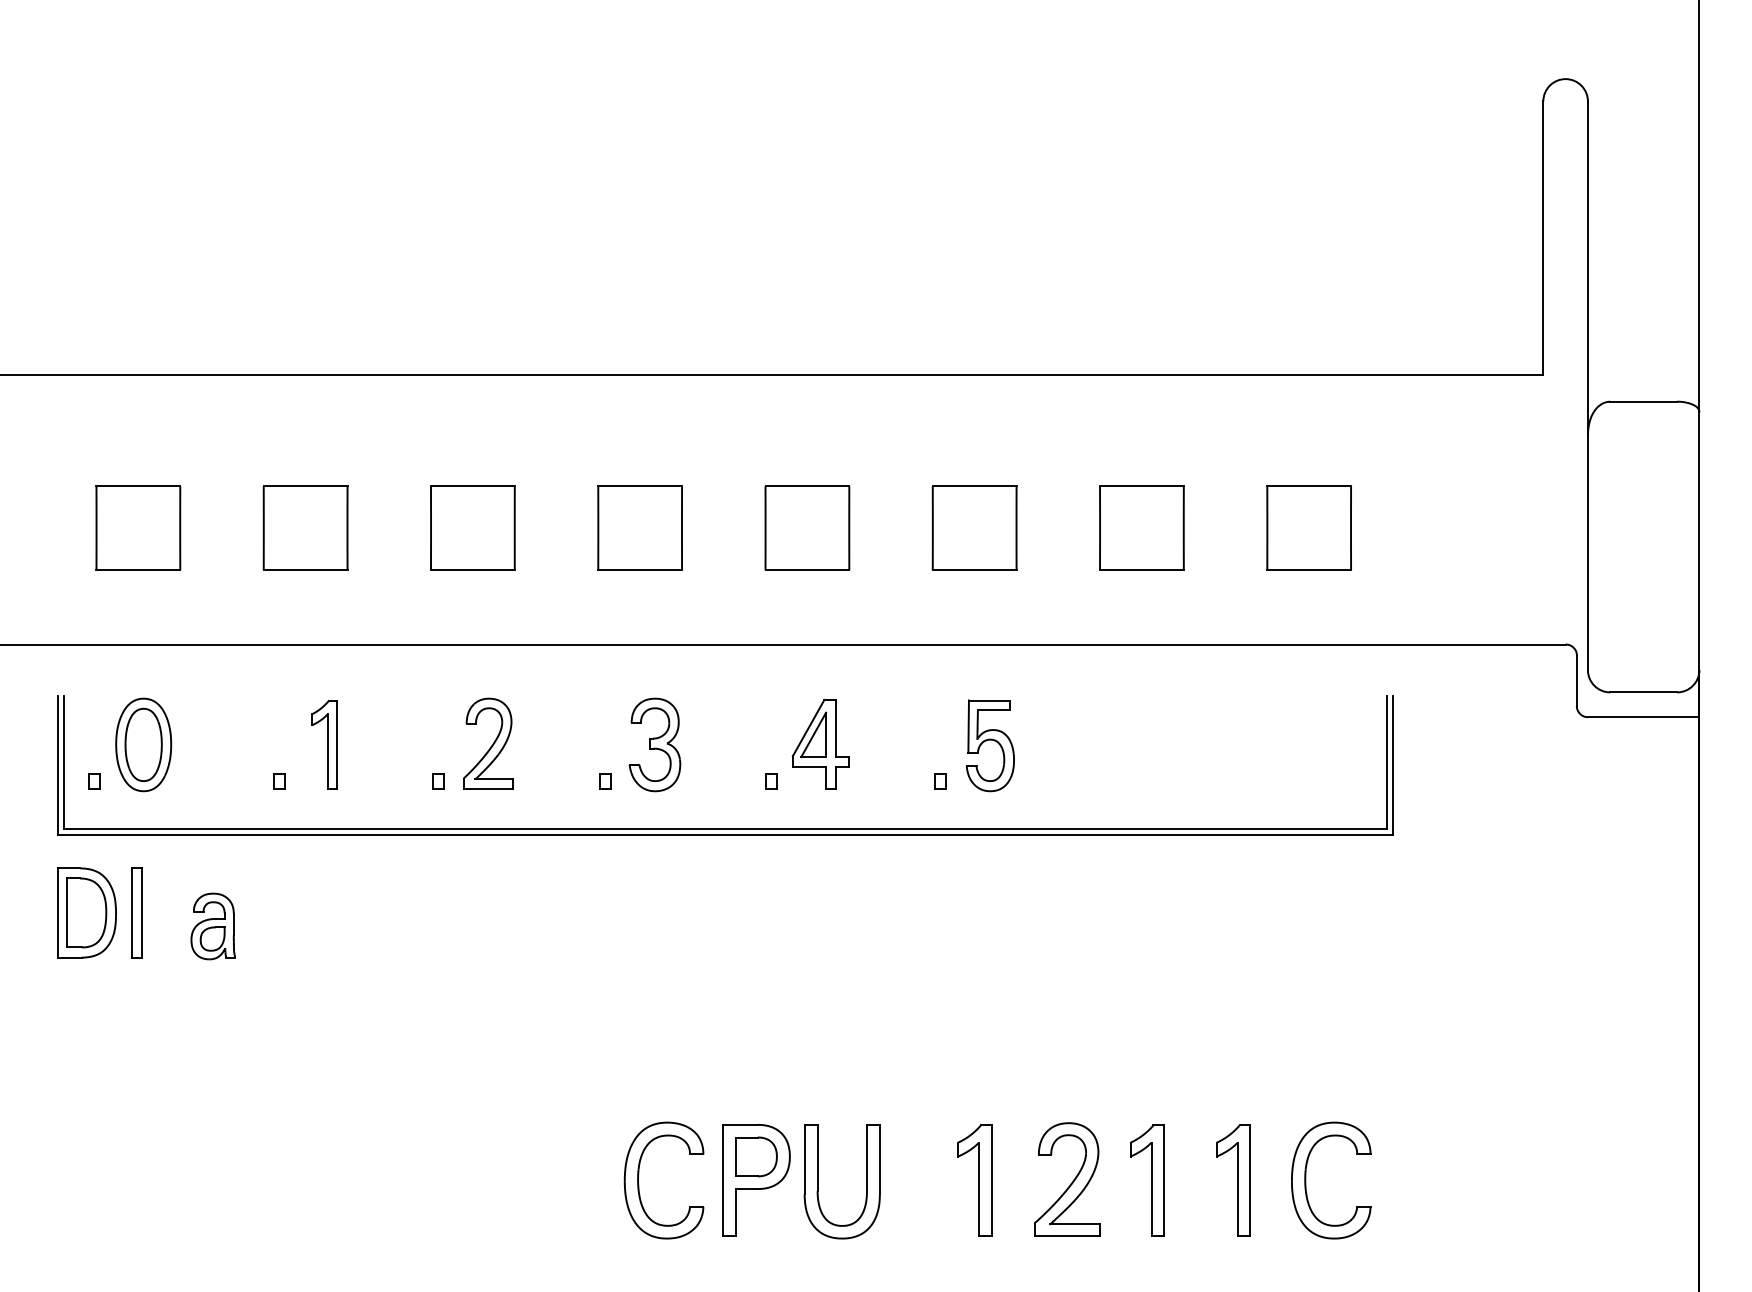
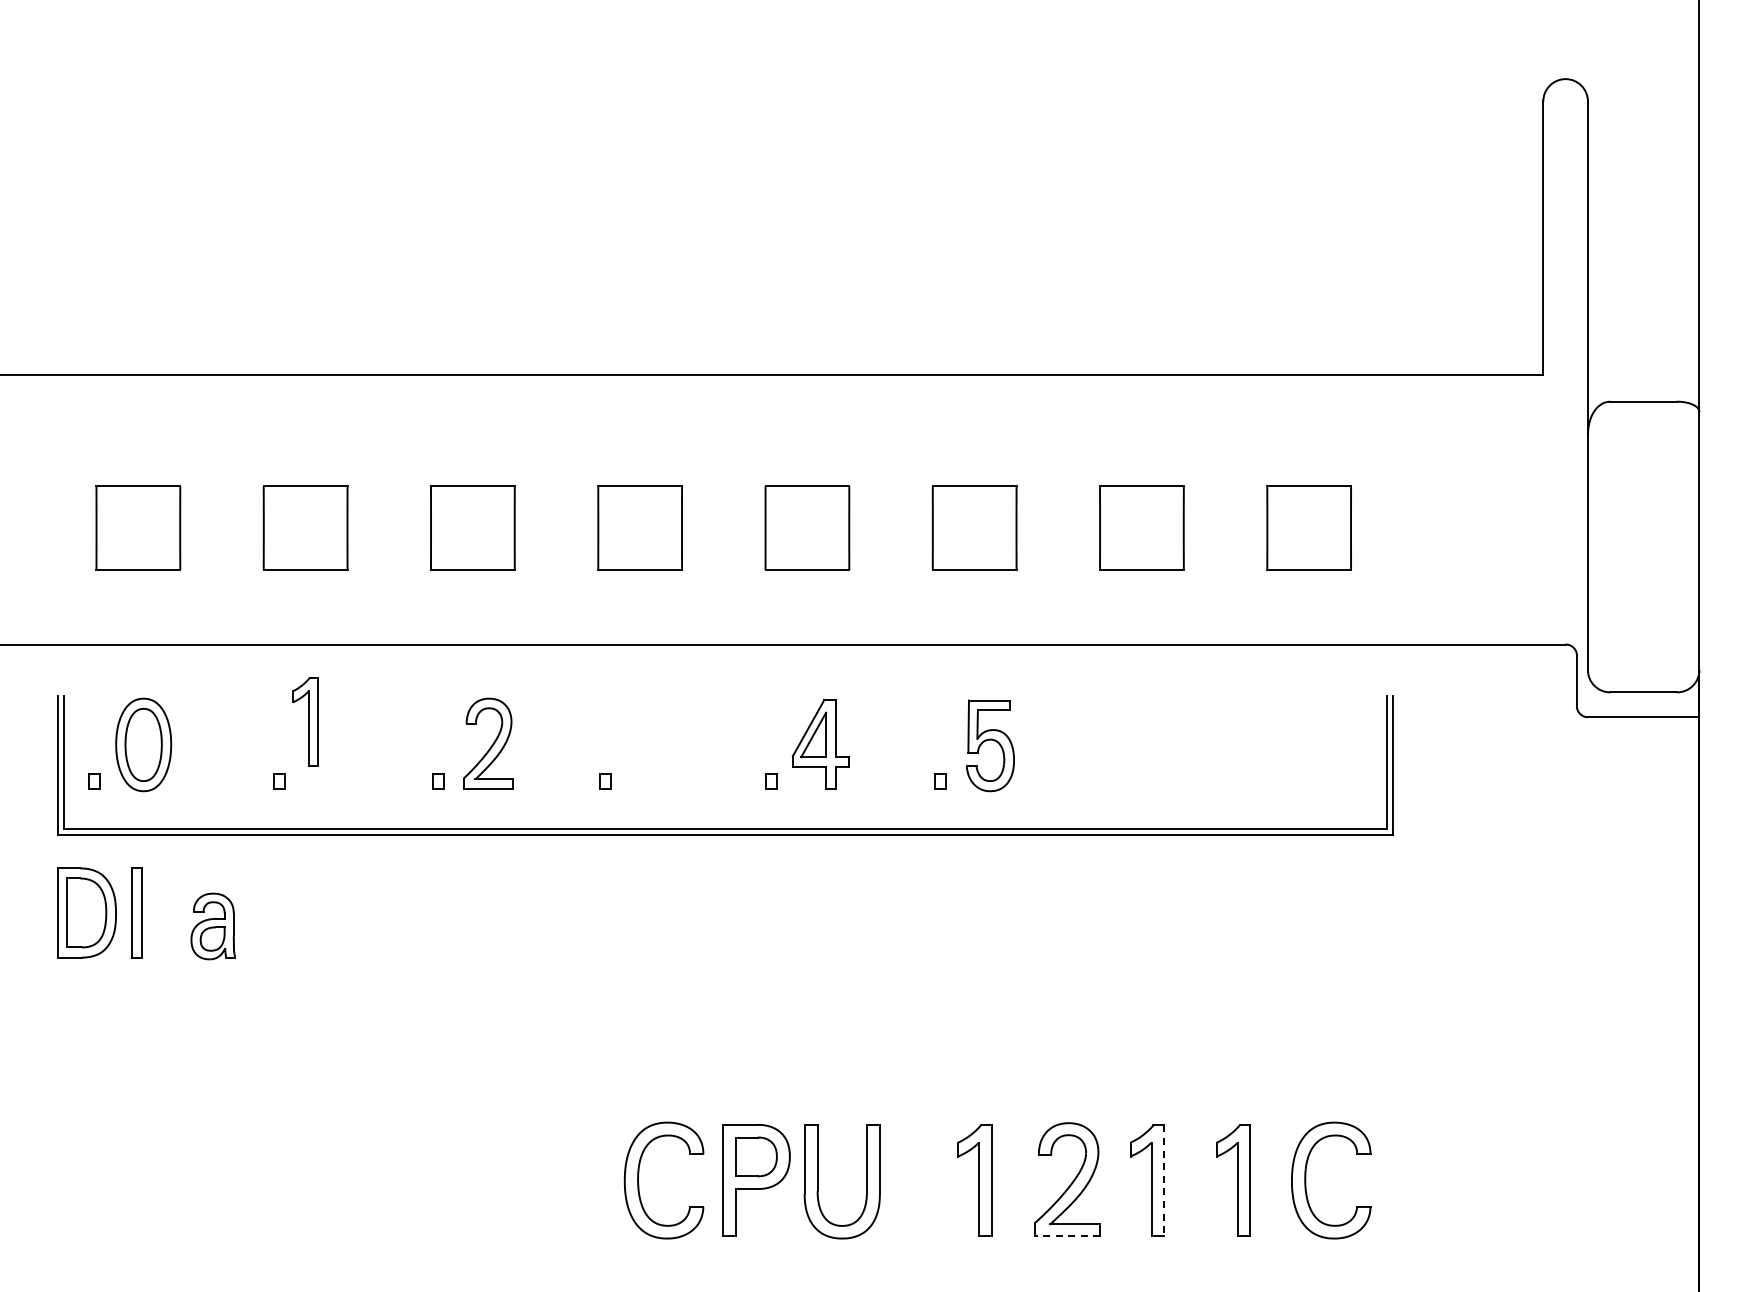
part position: (324, 744) -> (305, 721) (305, 721)
part: present -> none (654, 744)
line: solid -> dashed (1164, 1181)
line: solid -> dashed (1067, 1236)
